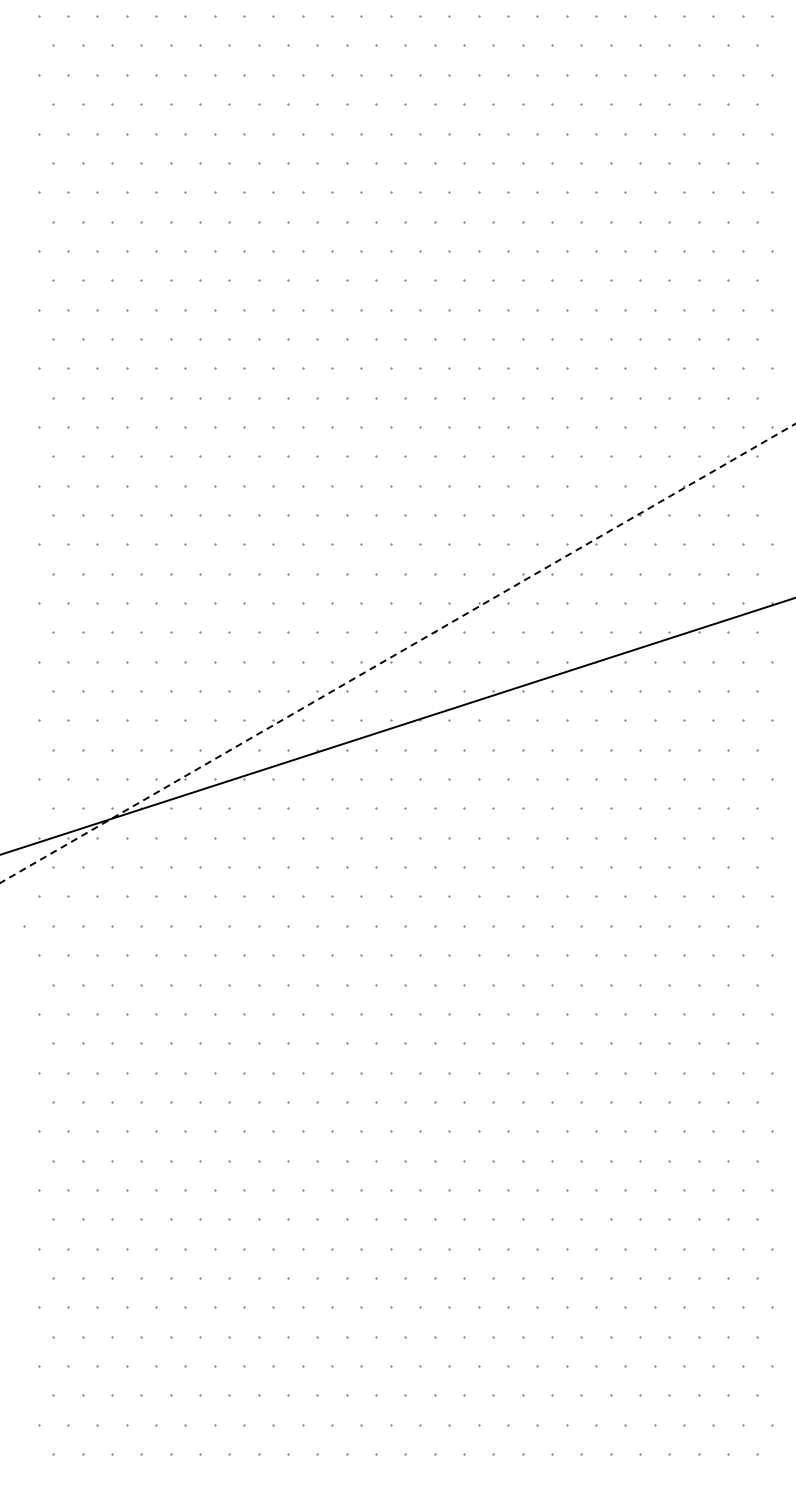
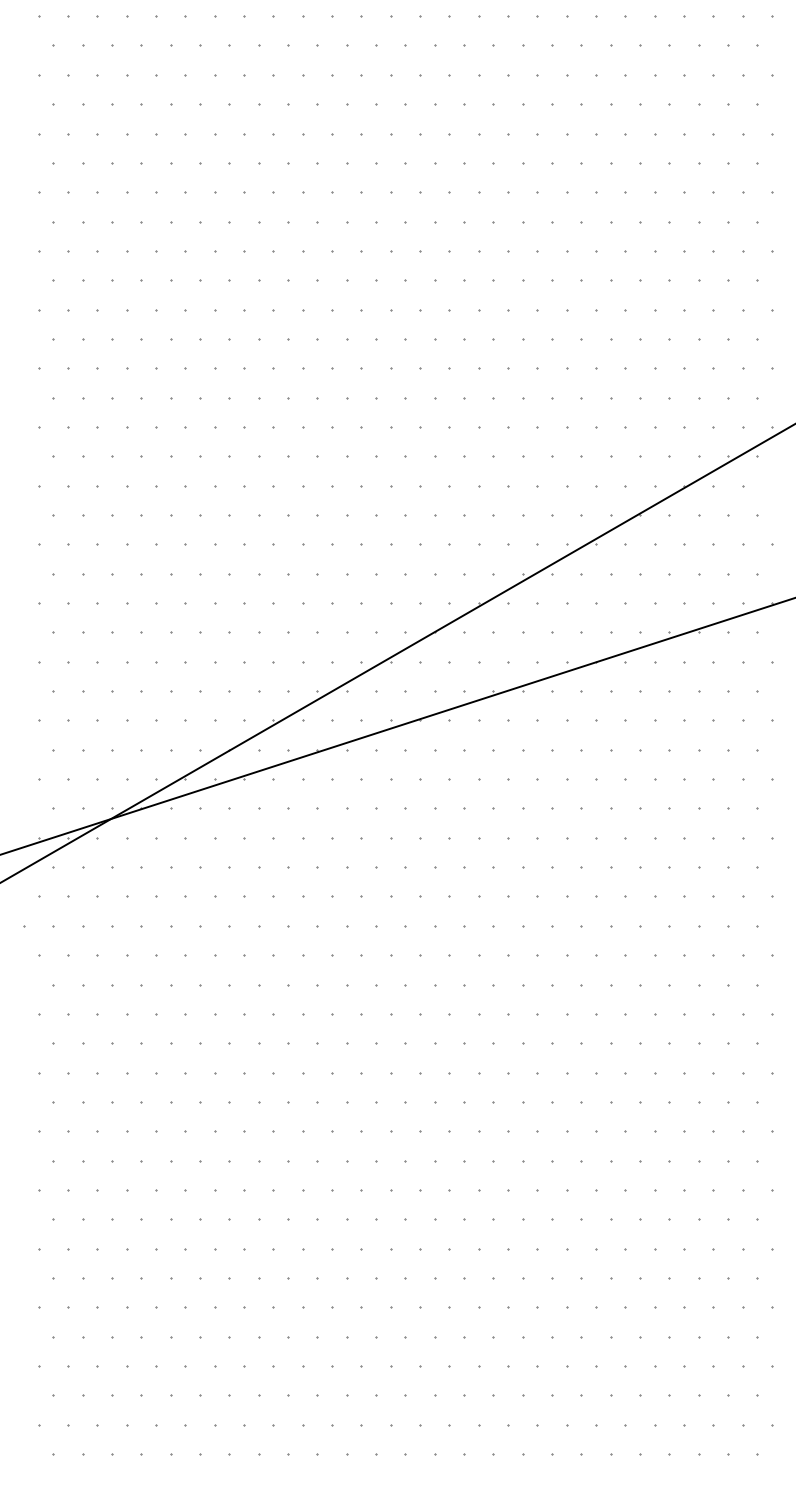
line: dashed -> solid (397, 653)
